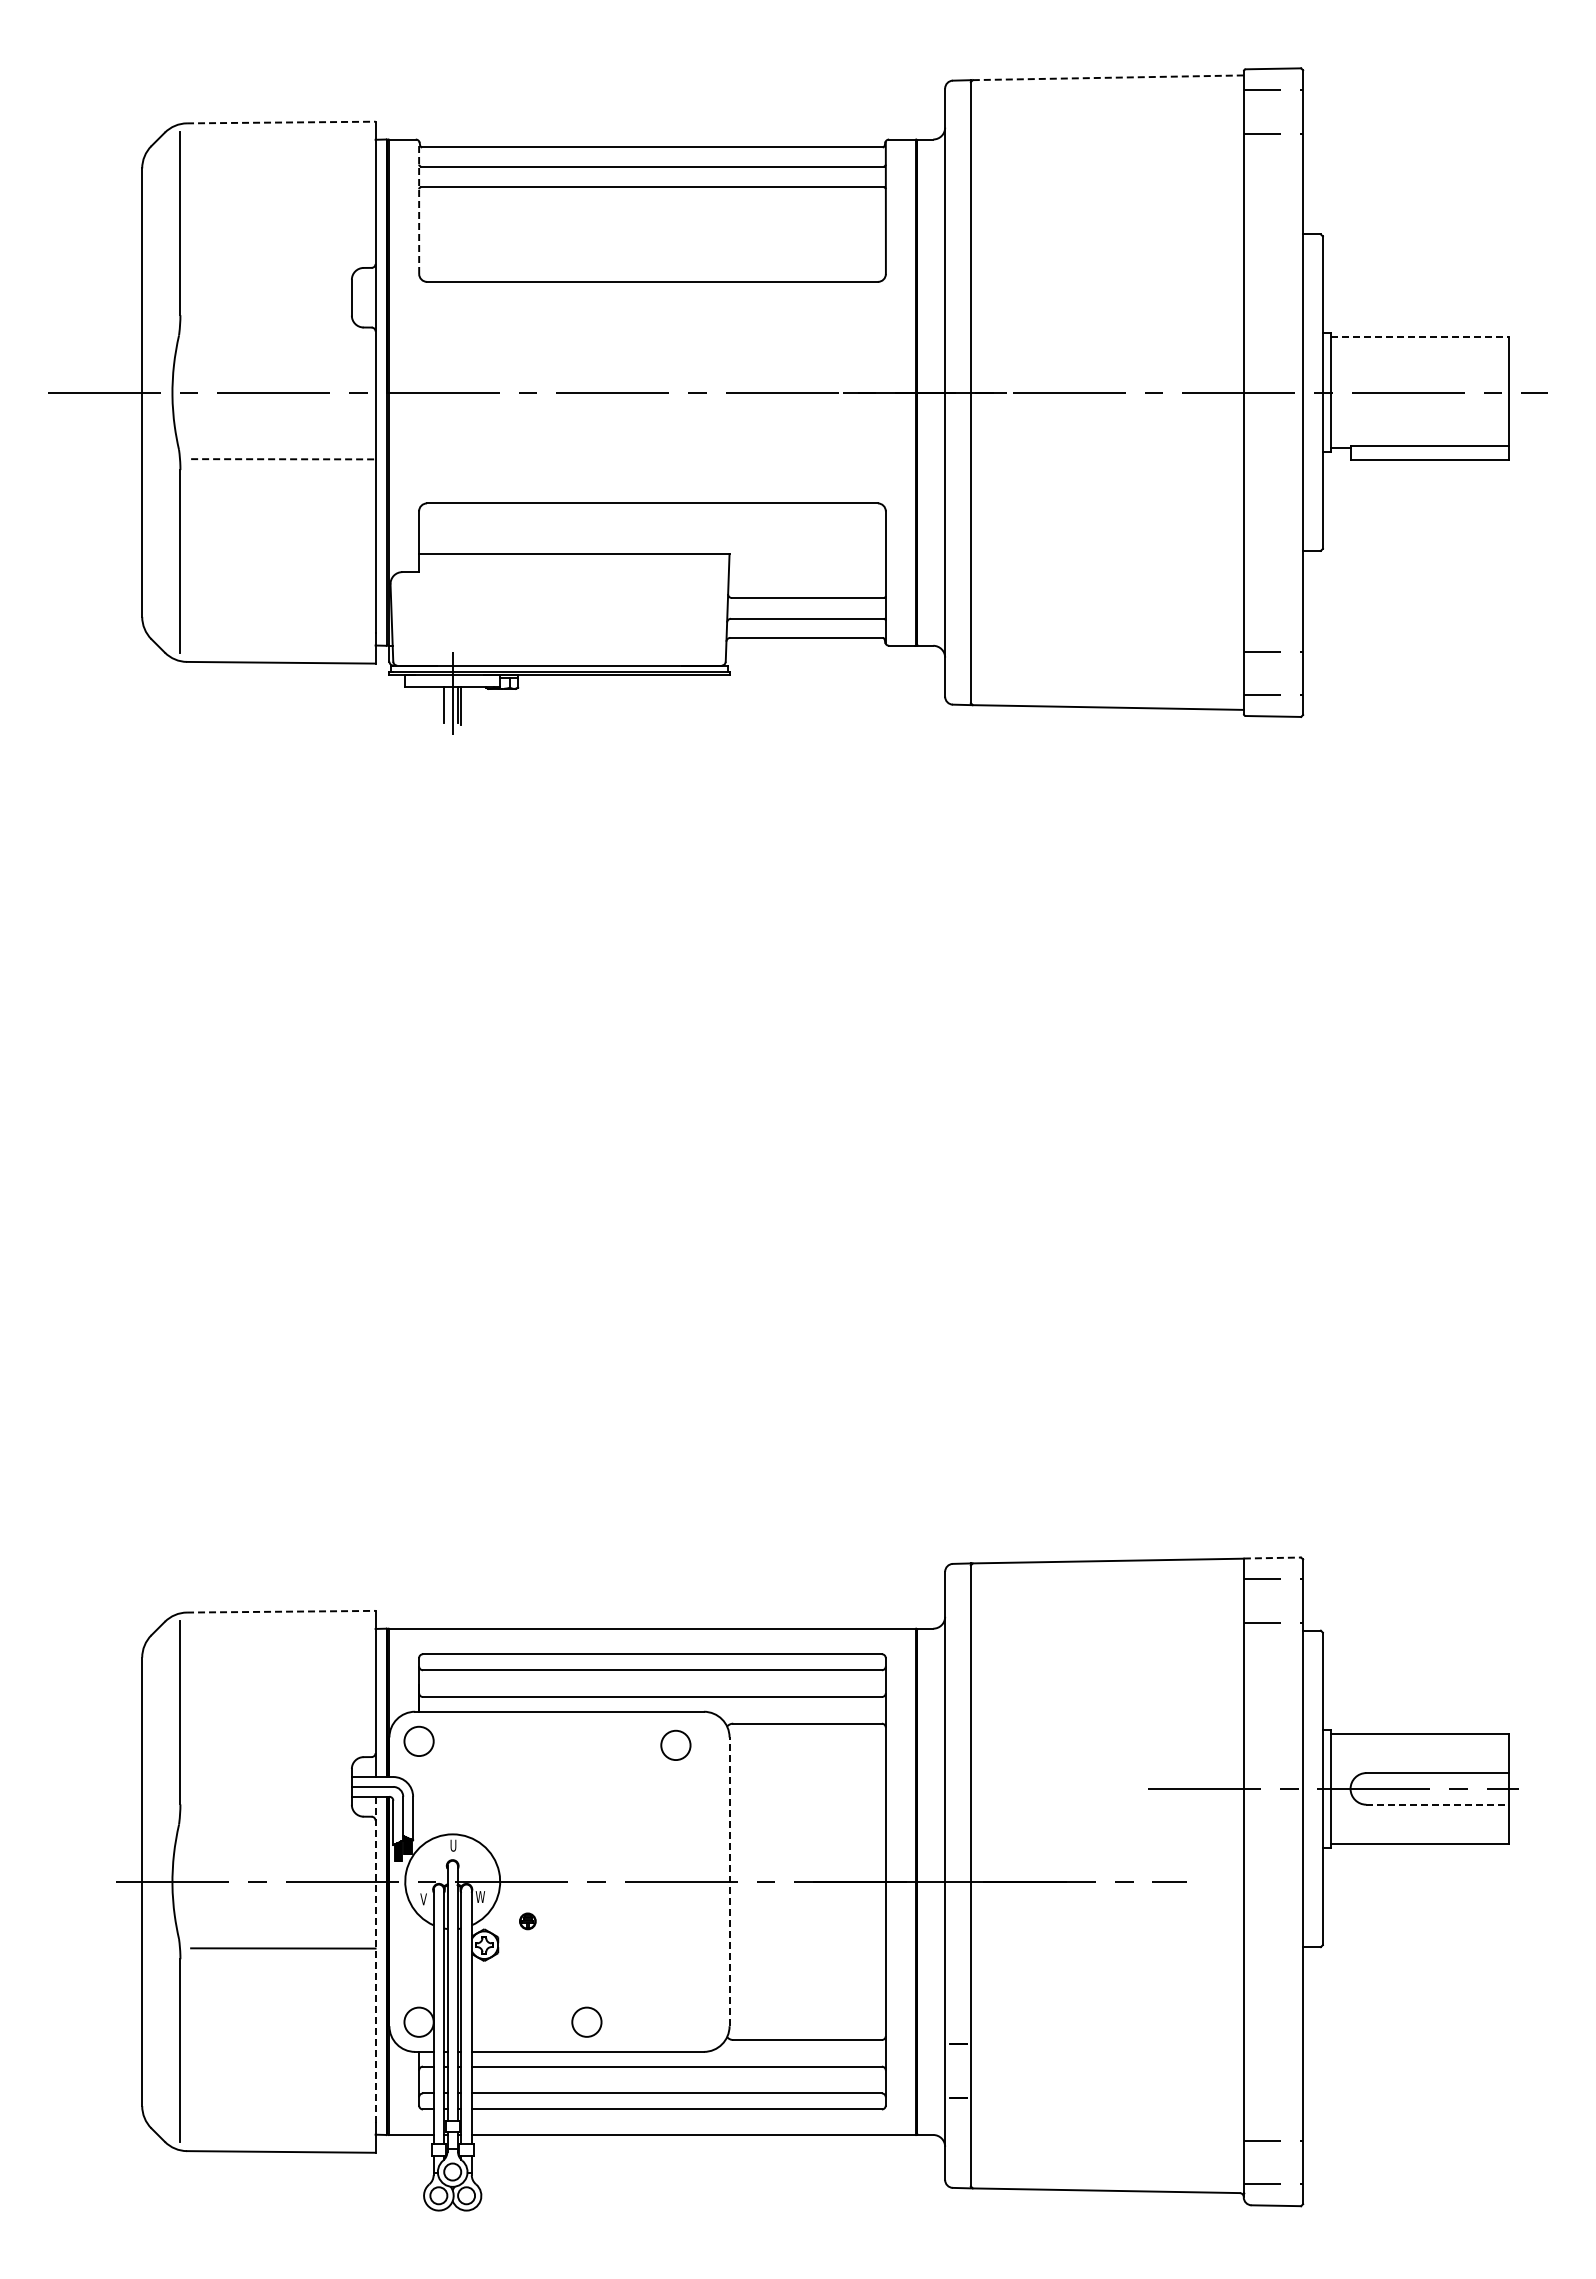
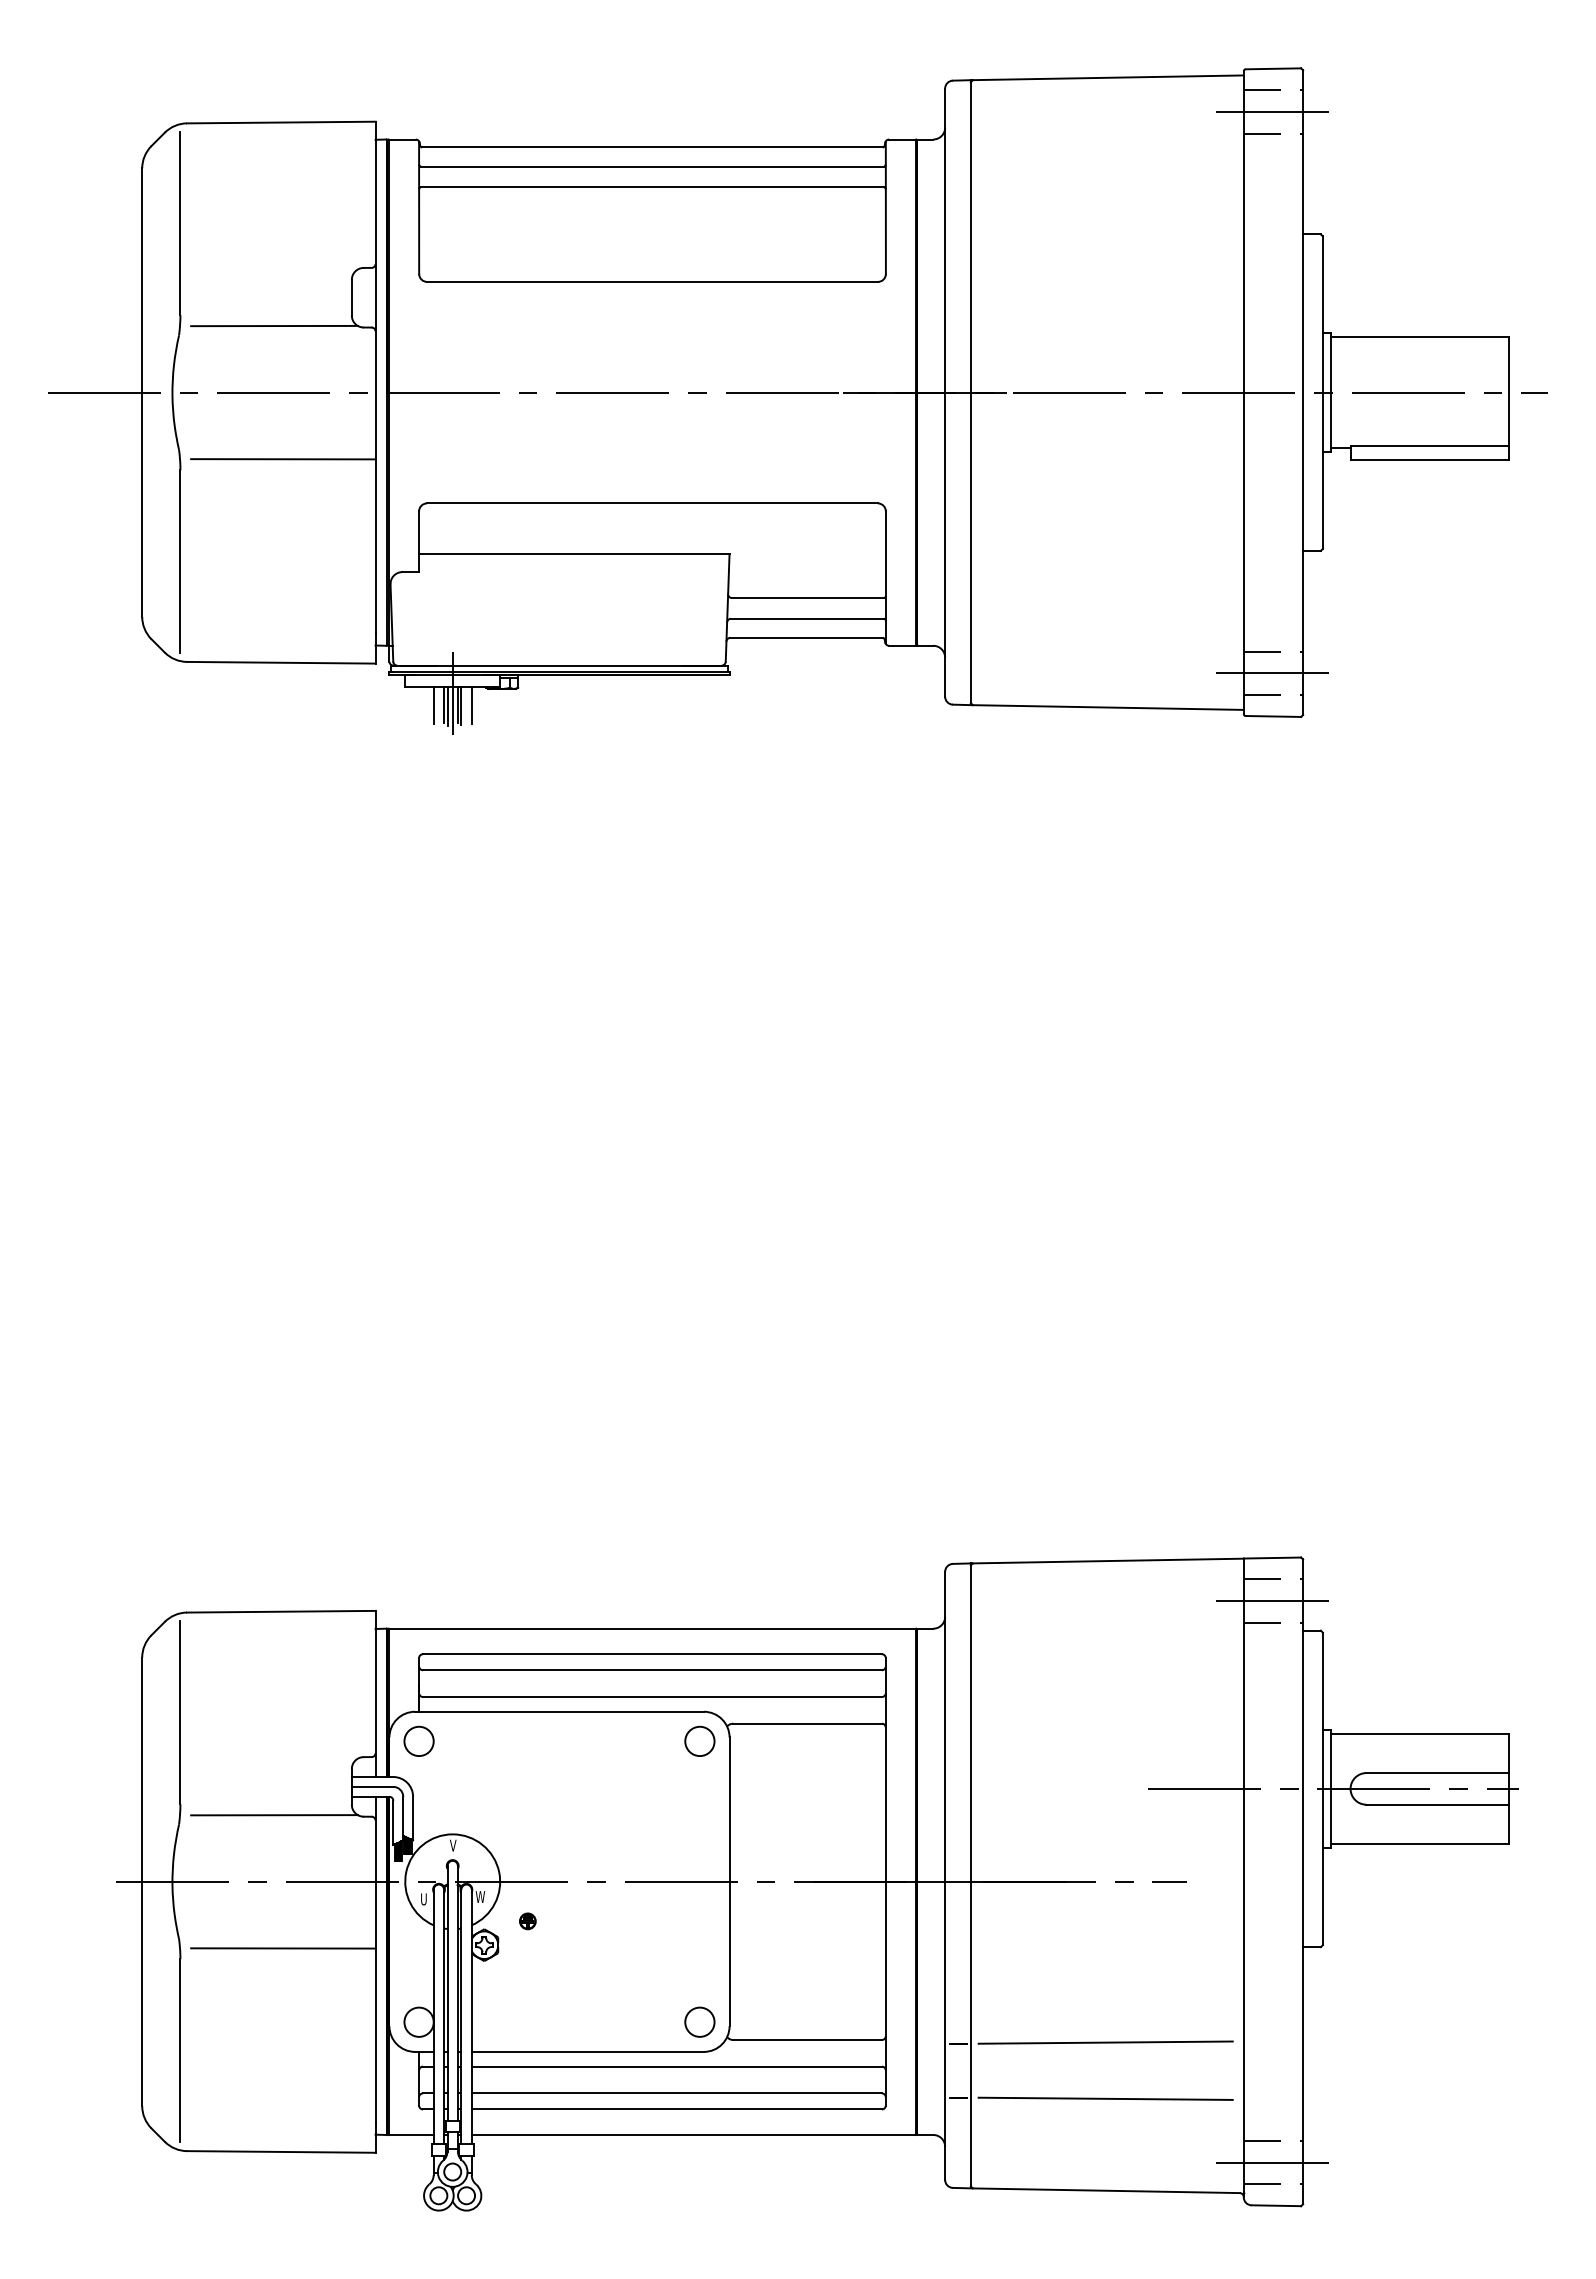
line: dashed -> solid (1107, 77)
line: none -> present (1273, 111)
line: dashed -> solid (281, 122)
line: dashed -> solid (419, 208)
line: none -> present (274, 325)
line: dashed -> solid (1419, 337)
line: dashed -> solid (283, 459)
line: none -> present (1273, 673)
line: none -> present (433, 704)
line: none -> present (471, 704)
line: none -> present (447, 705)
line: dashed -> solid (1272, 1558)
line: none -> present (1273, 1601)
line: dashed -> solid (281, 1611)
circle position: (675, 1744) -> (699, 1740) (699, 1740)
line: dashed -> solid (1438, 1804)
line: none -> present (274, 1815)
text: U -> V (453, 1845)
line: dashed -> solid (729, 1881)
text: V -> U (423, 1899)
line: dashed -> solid (375, 1959)
circle position: (586, 2021) -> (699, 2021) (699, 2021)
line: none -> present (1105, 2042)
line: none -> present (1105, 2098)
line: none -> present (1273, 2162)
